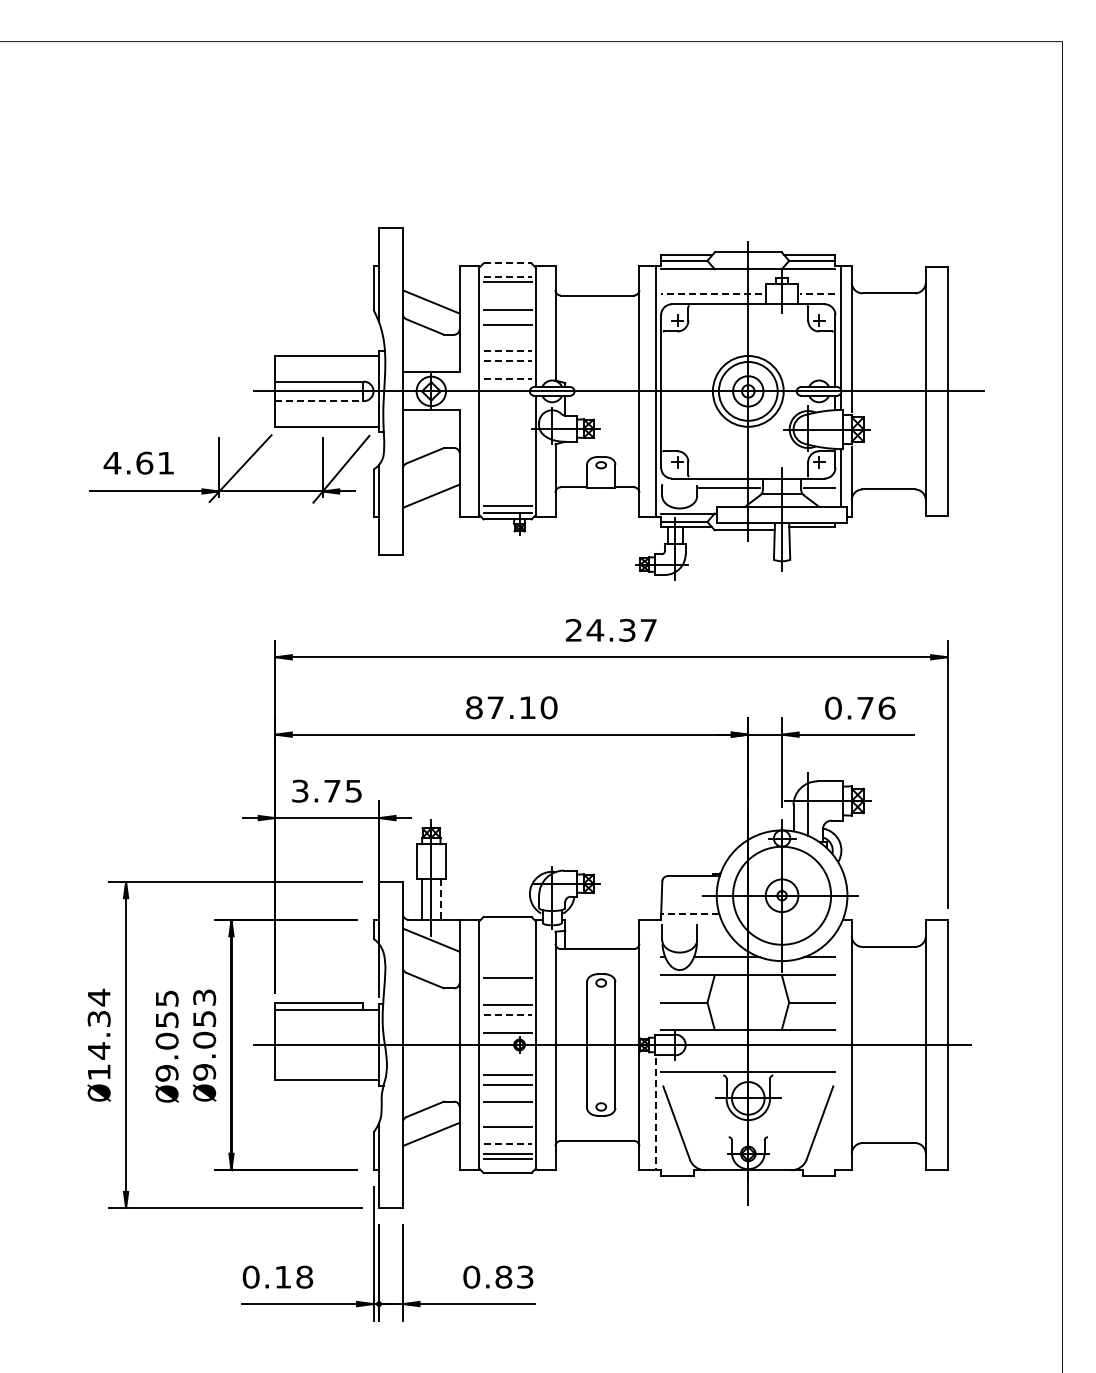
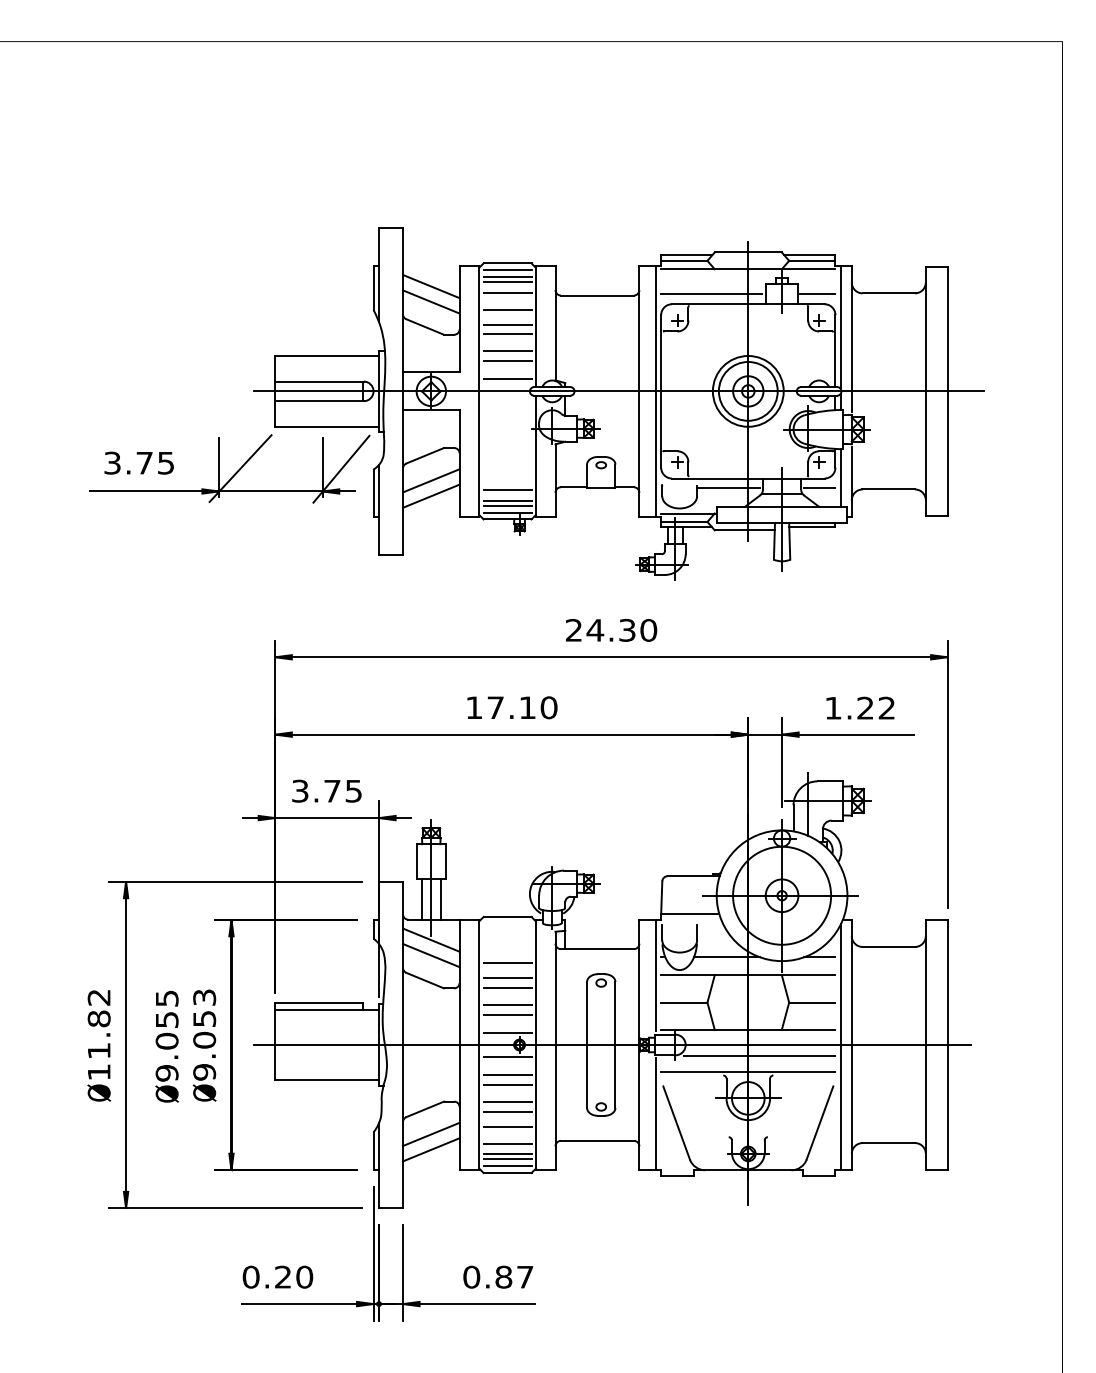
line: dashed -> solid (507, 263)
line: none -> present (507, 269)
line: dashed -> solid (507, 276)
line: none -> present (430, 286)
line: none -> present (507, 292)
line: dashed -> solid (711, 294)
line: dashed -> solid (817, 294)
line: none -> present (507, 334)
line: dashed -> solid (507, 350)
line: dashed -> solid (507, 361)
line: dashed -> solid (507, 379)
line: dashed -> solid (320, 401)
text: 4.61 -> 3.75 (138, 462)
line: none -> present (430, 480)
line: none -> present (507, 489)
line: none -> present (507, 500)
text: 24.37 -> 24.30 (648, 630)
text: 87.10 -> 17.10 (474, 707)
text: 0.76 -> 1.22 (860, 707)
line: dashed -> solid (440, 899)
line: dashed -> solid (689, 914)
line: none -> present (430, 955)
line: none -> present (507, 963)
line: none -> present (655, 975)
line: none -> present (507, 987)
line: dashed -> solid (507, 1014)
text: 14.34 -> 11.82 (98, 1023)
line: none -> present (840, 1047)
line: none -> present (759, 1055)
line: none -> present (507, 1056)
line: none -> present (507, 1111)
line: dashed -> solid (655, 1114)
line: dashed -> solid (507, 1143)
line: none -> present (430, 1149)
line: none -> present (507, 1166)
text: 0.18 -> 0.20 (294, 1276)
text: 0.83 -> 0.87 (525, 1276)
